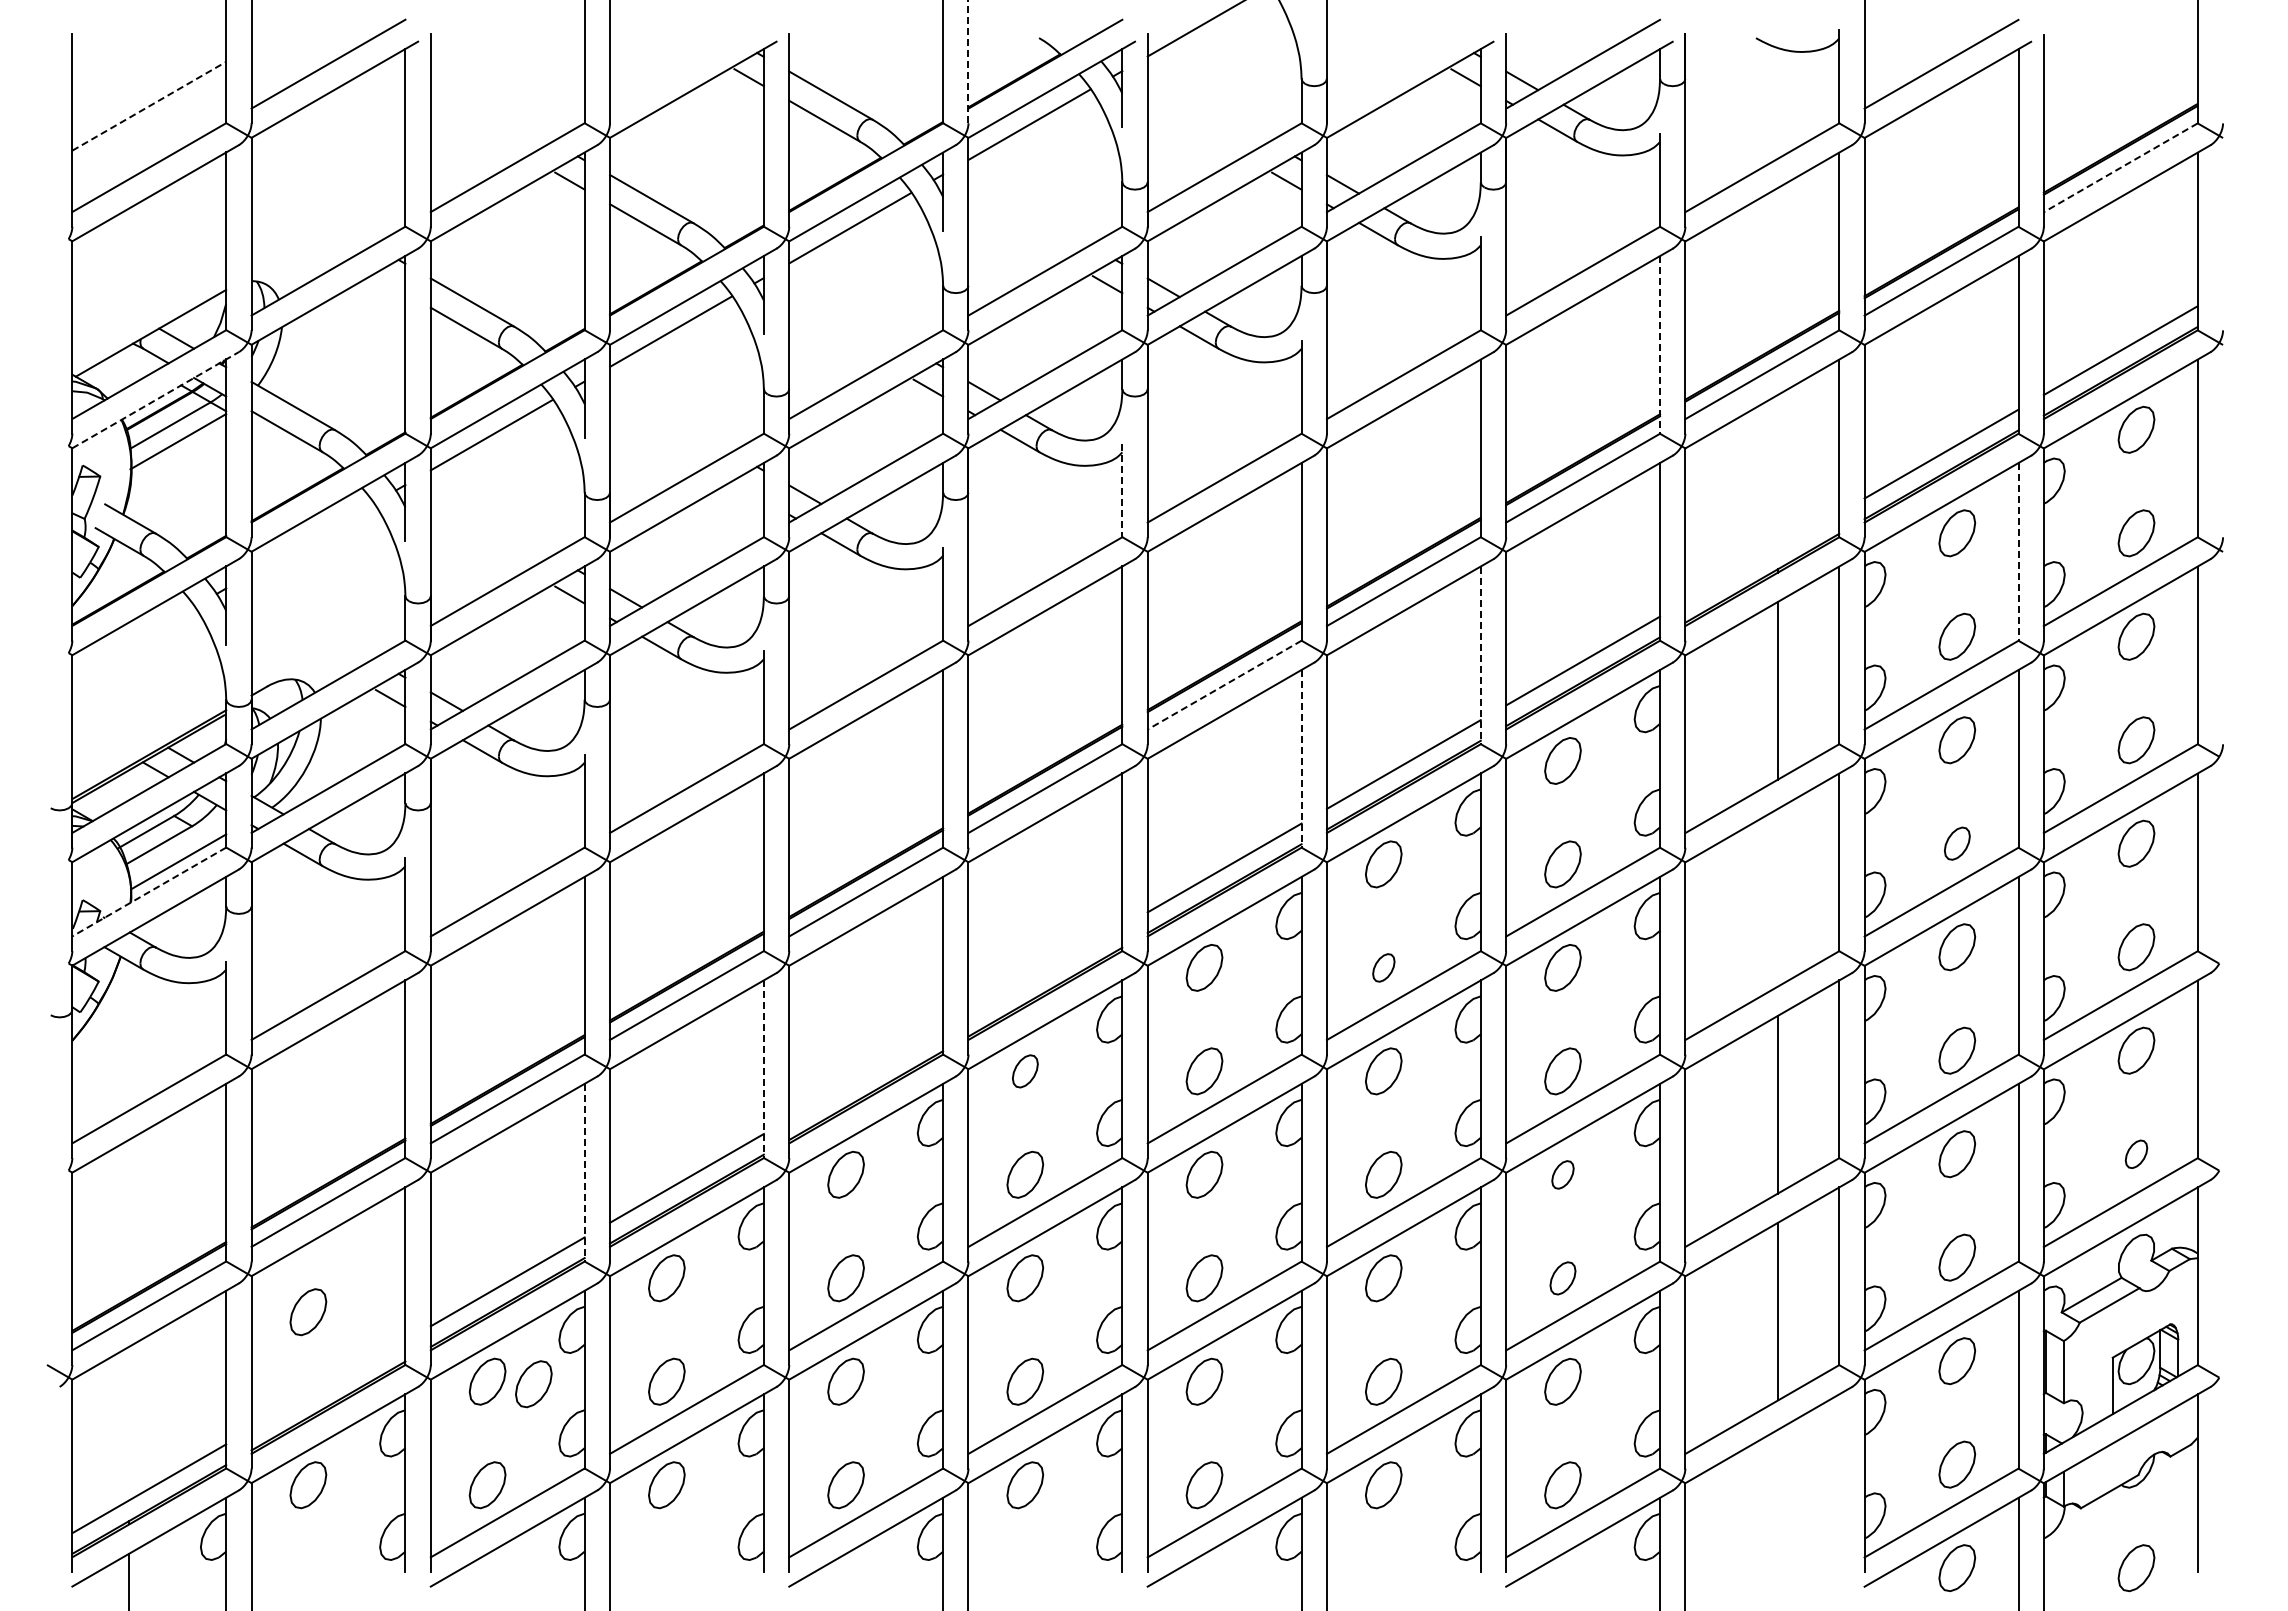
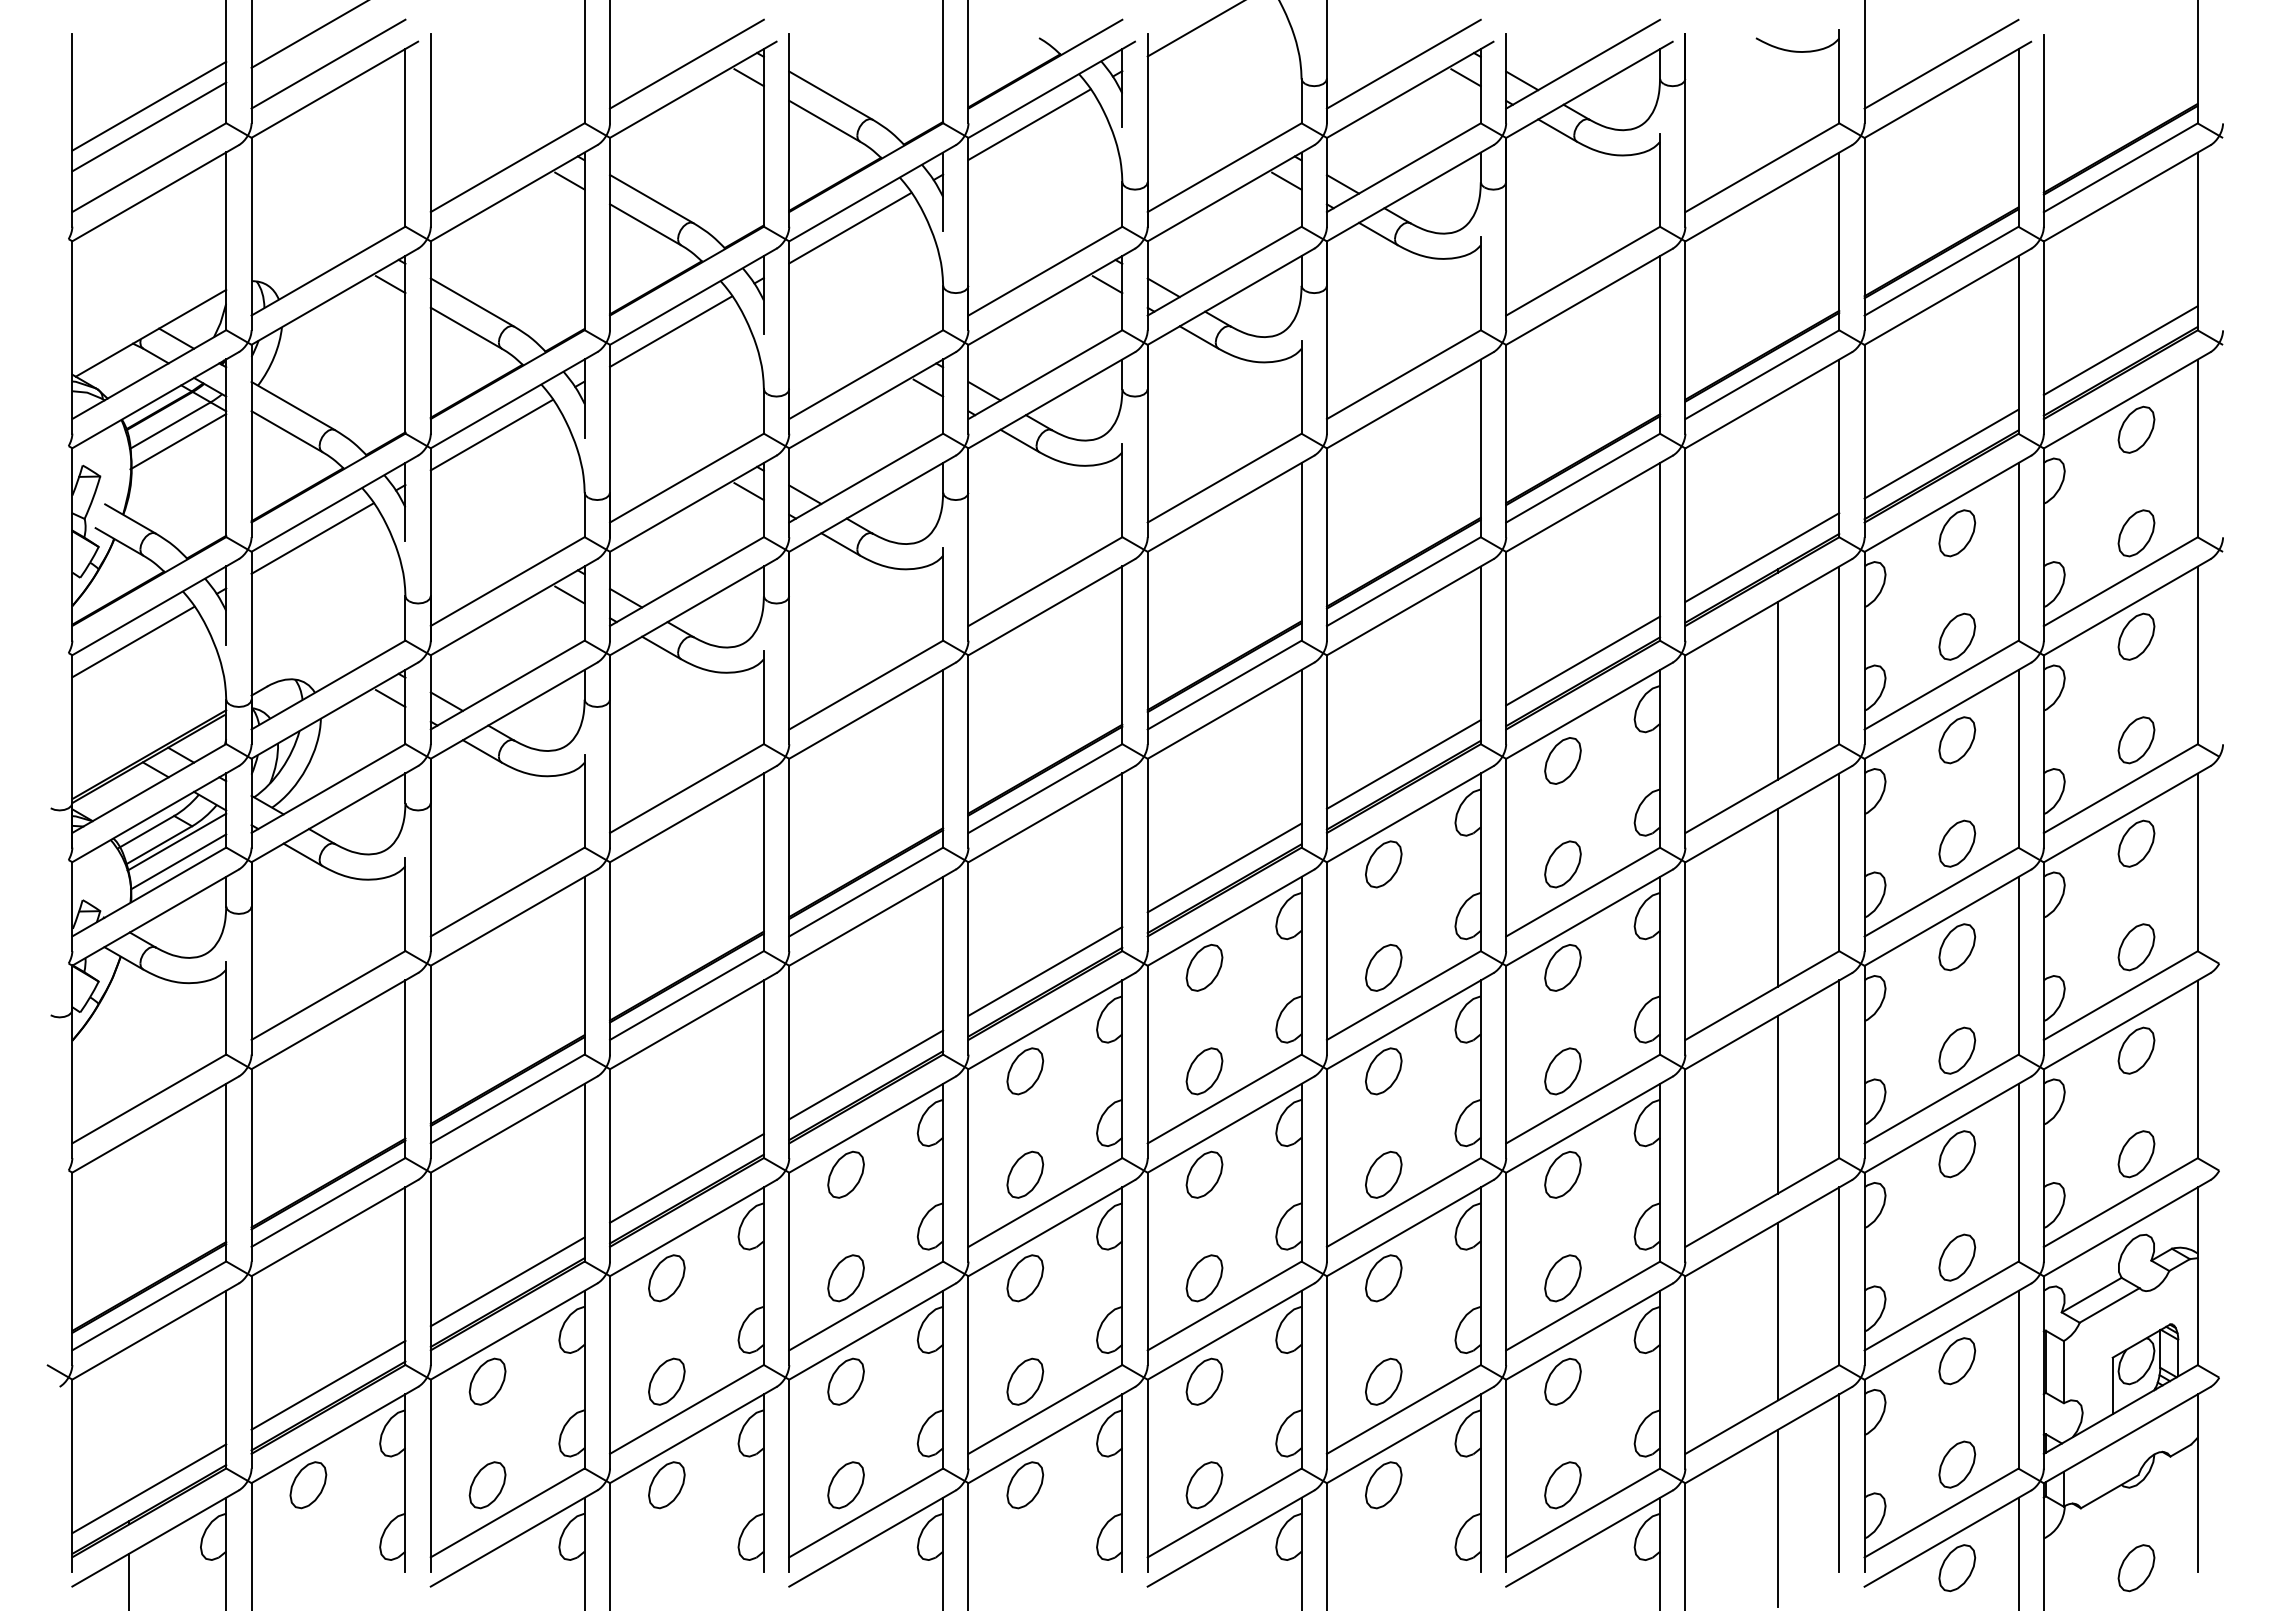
line: none -> present (308, 34)
line: dashed -> solid (968, 61)
line: none -> present (686, 63)
line: none -> present (1403, 63)
line: dashed -> solid (149, 106)
line: none -> present (149, 126)
line: dashed -> solid (2120, 167)
line: none -> present (390, 284)
line: dashed -> solid (1660, 344)
line: dashed -> solid (156, 399)
line: none -> present (748, 491)
line: dashed -> solid (1122, 491)
line: none -> present (312, 538)
line: dashed -> solid (2018, 551)
line: none -> present (1762, 557)
line: none -> present (133, 641)
line: dashed -> solid (1480, 655)
line: dashed -> solid (1224, 685)
line: dashed -> solid (1301, 758)
line: none -> present (176, 841)
part size: 27x35 px -> 39x49 px (1957, 843)
line: dashed -> solid (149, 891)
line: none -> present (1778, 897)
part size: 24x30 px -> 38x48 px (1383, 967)
line: none -> present (1045, 971)
line: dashed -> solid (763, 1069)
part size: 27x35 px -> 39x49 px (1025, 1071)
line: none -> present (866, 1074)
part size: 25x30 px -> 39x49 px (2136, 1154)
line: dashed -> solid (584, 1172)
part size: 24x30 px -> 38x48 px (1562, 1174)
part size: 28x35 px -> 38x49 px (1562, 1278)
part: present -> none (308, 1312)
line: none -> present (328, 1384)
part: present -> none (533, 1384)
line: none -> present (1839, 1483)
line: none -> present (1778, 1518)
